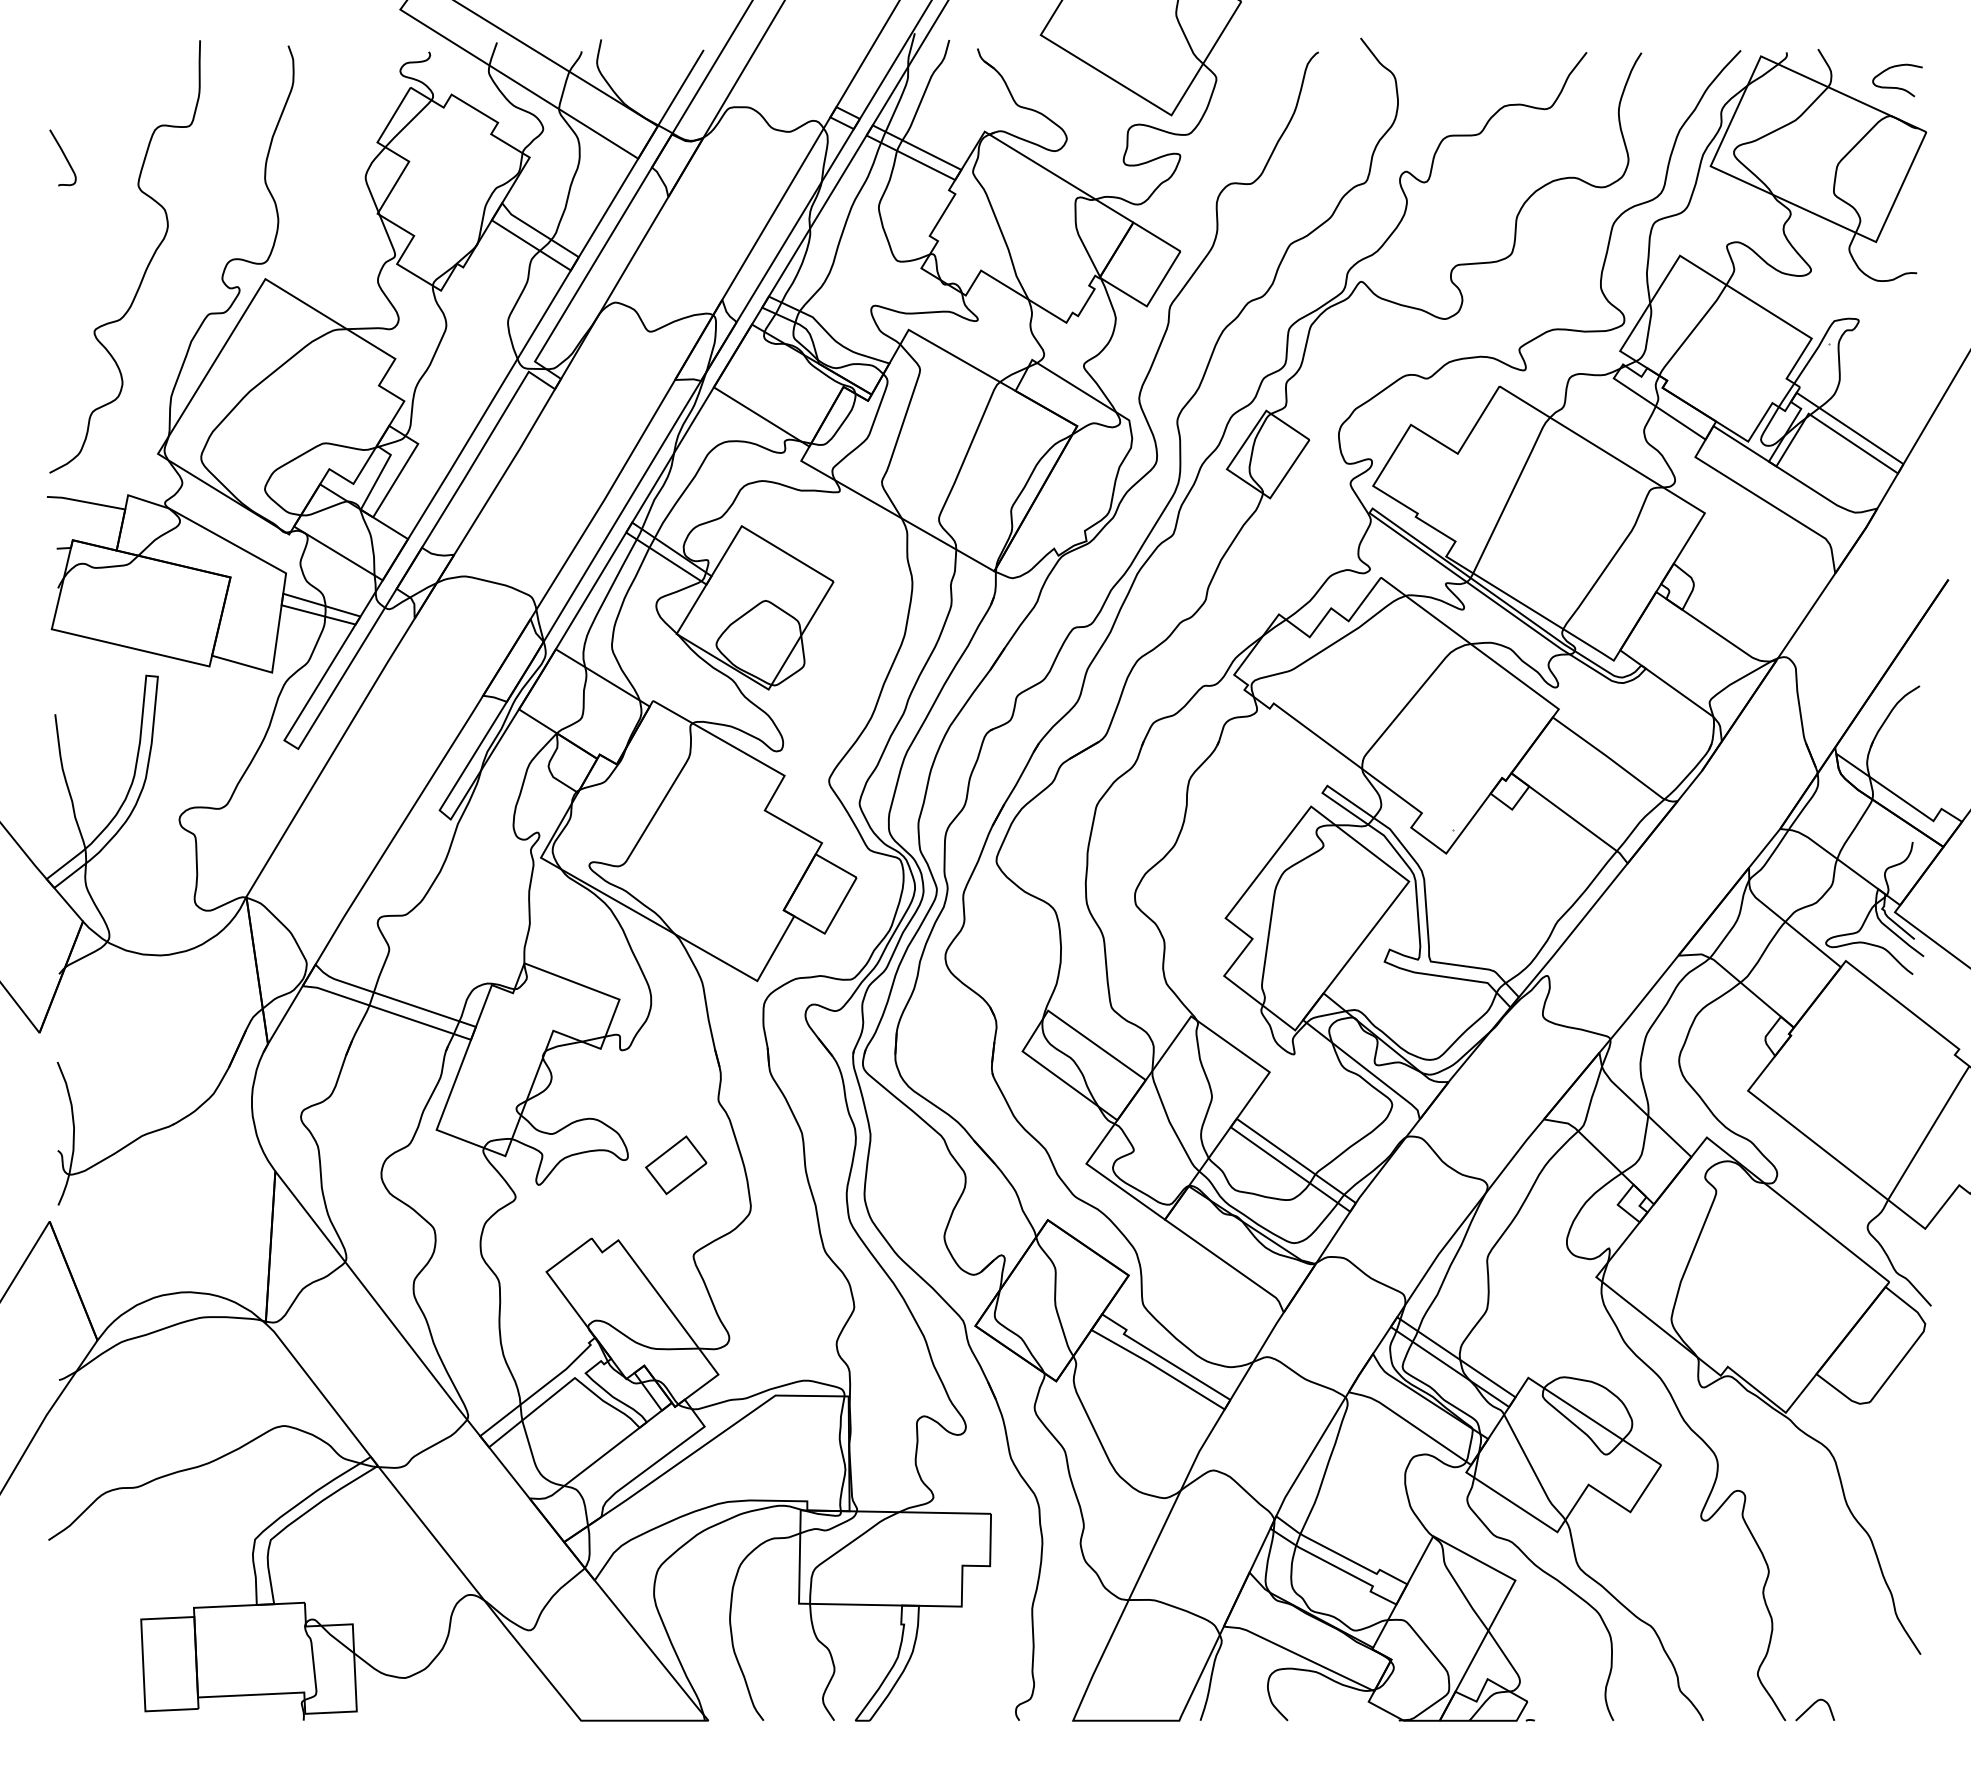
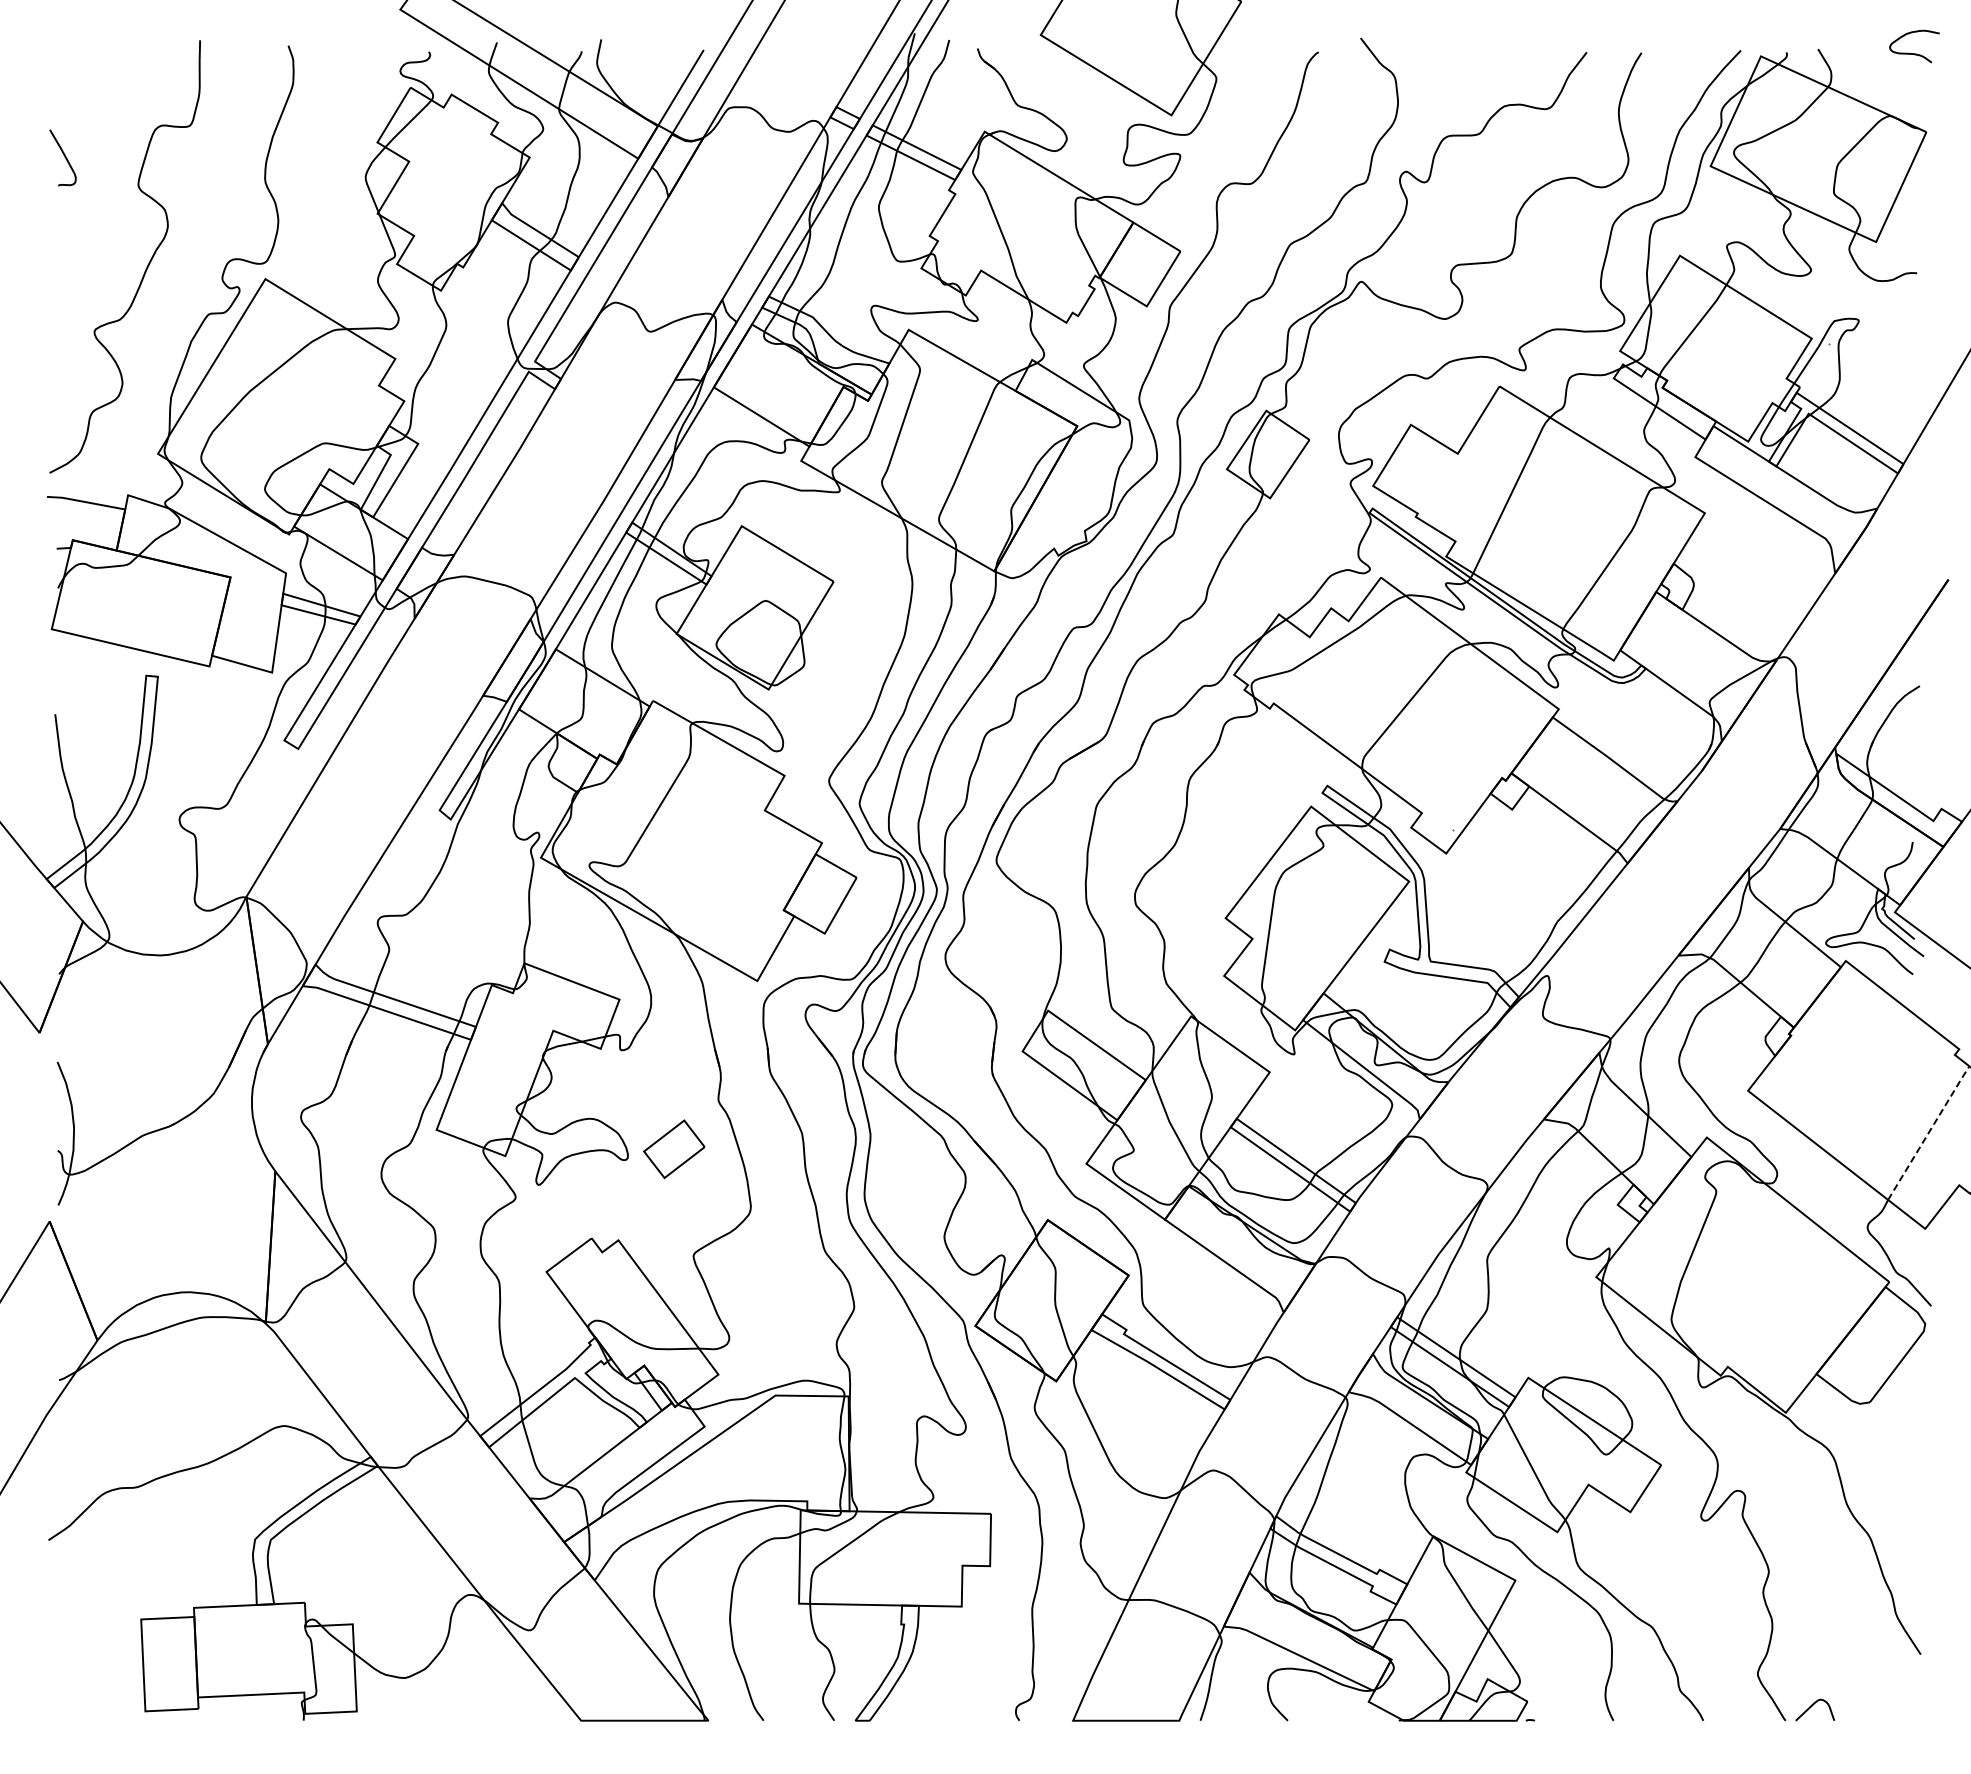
curve position: (1897, 87) -> (1914, 53) (1914, 53)
line: solid -> dashed (1929, 1131)
part position: (676, 1165) -> (674, 1149) (674, 1149)
